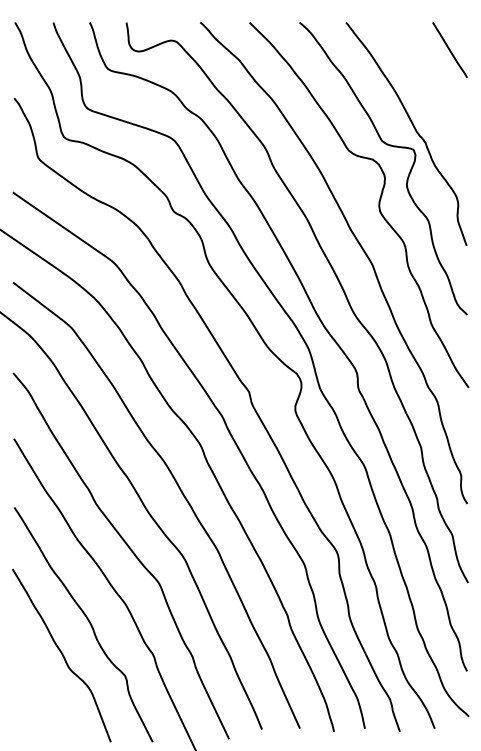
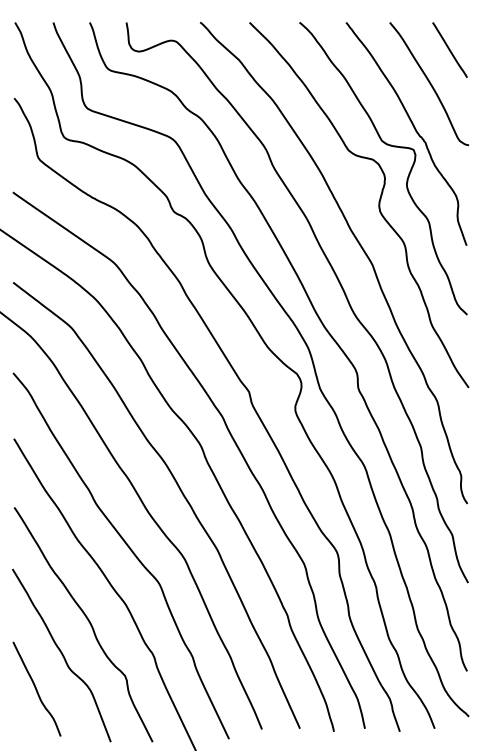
curve: none -> present (429, 84)
curve: none -> present (36, 688)
